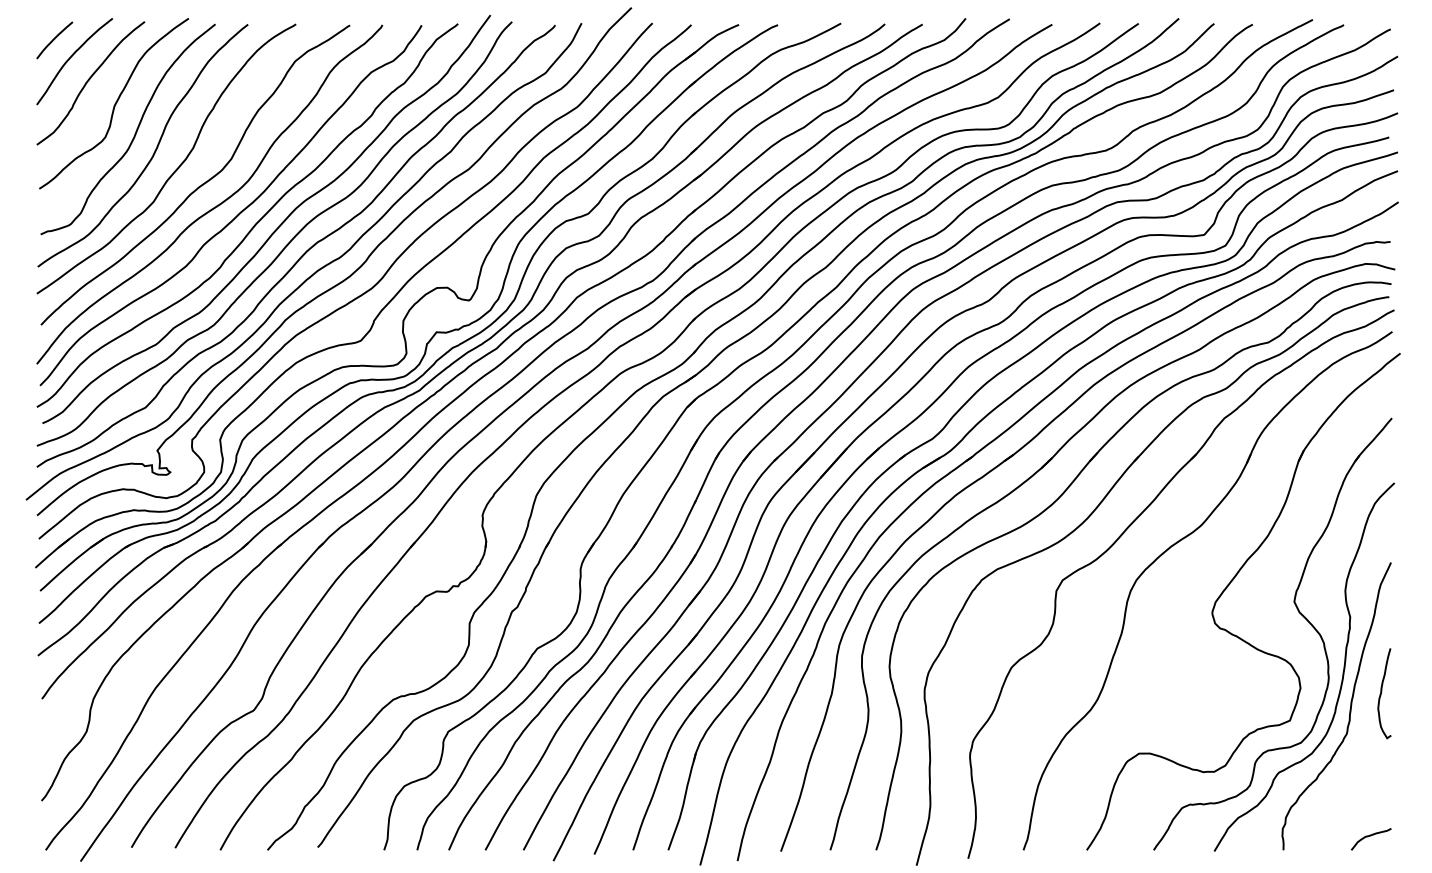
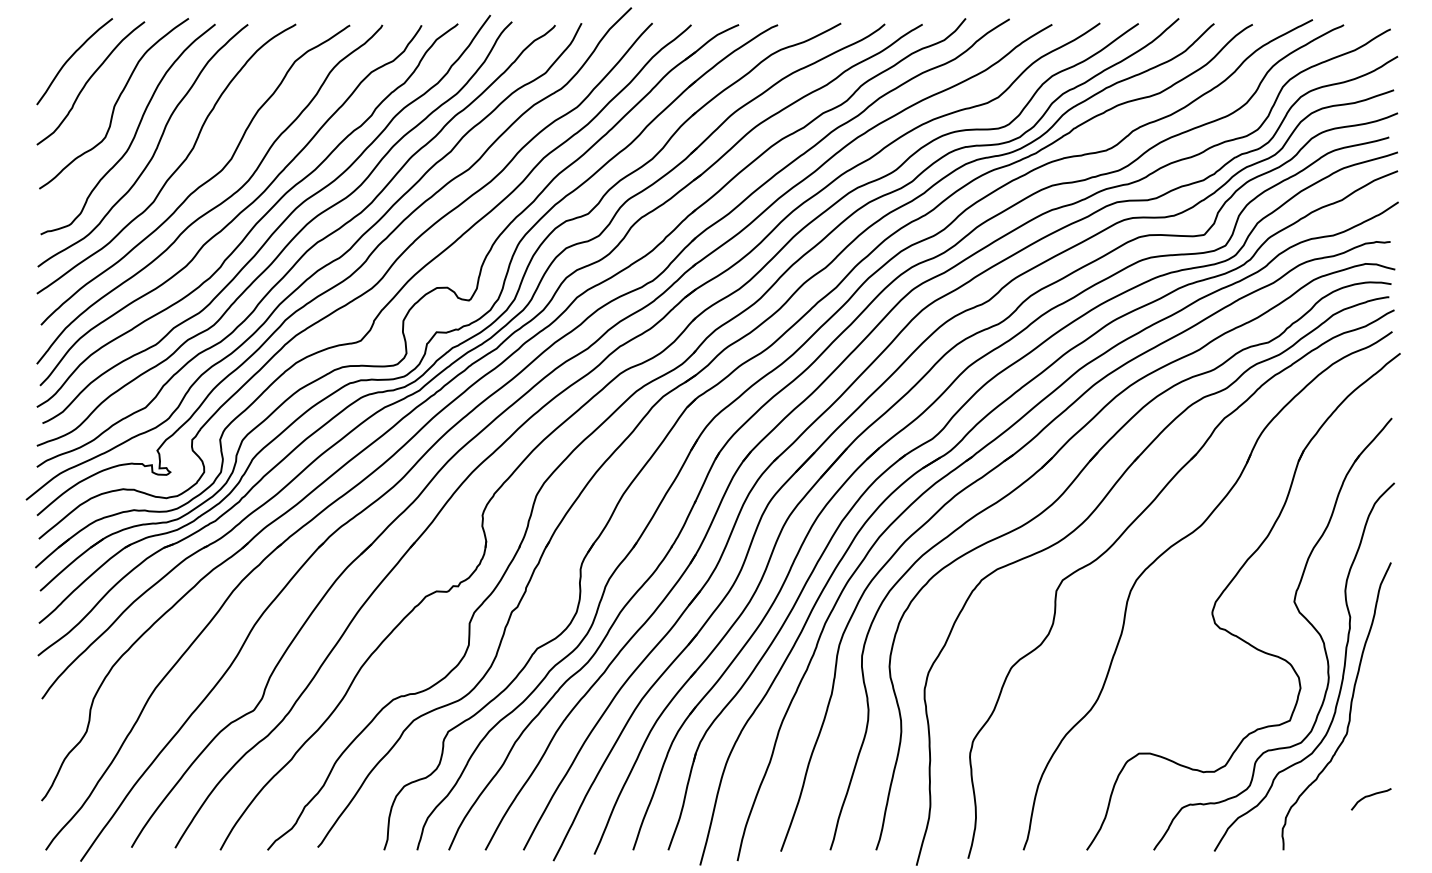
line: present -> none (54, 40)
curve: present -> none (1382, 692)
curve position: (1371, 836) -> (1371, 796) (1371, 796)
